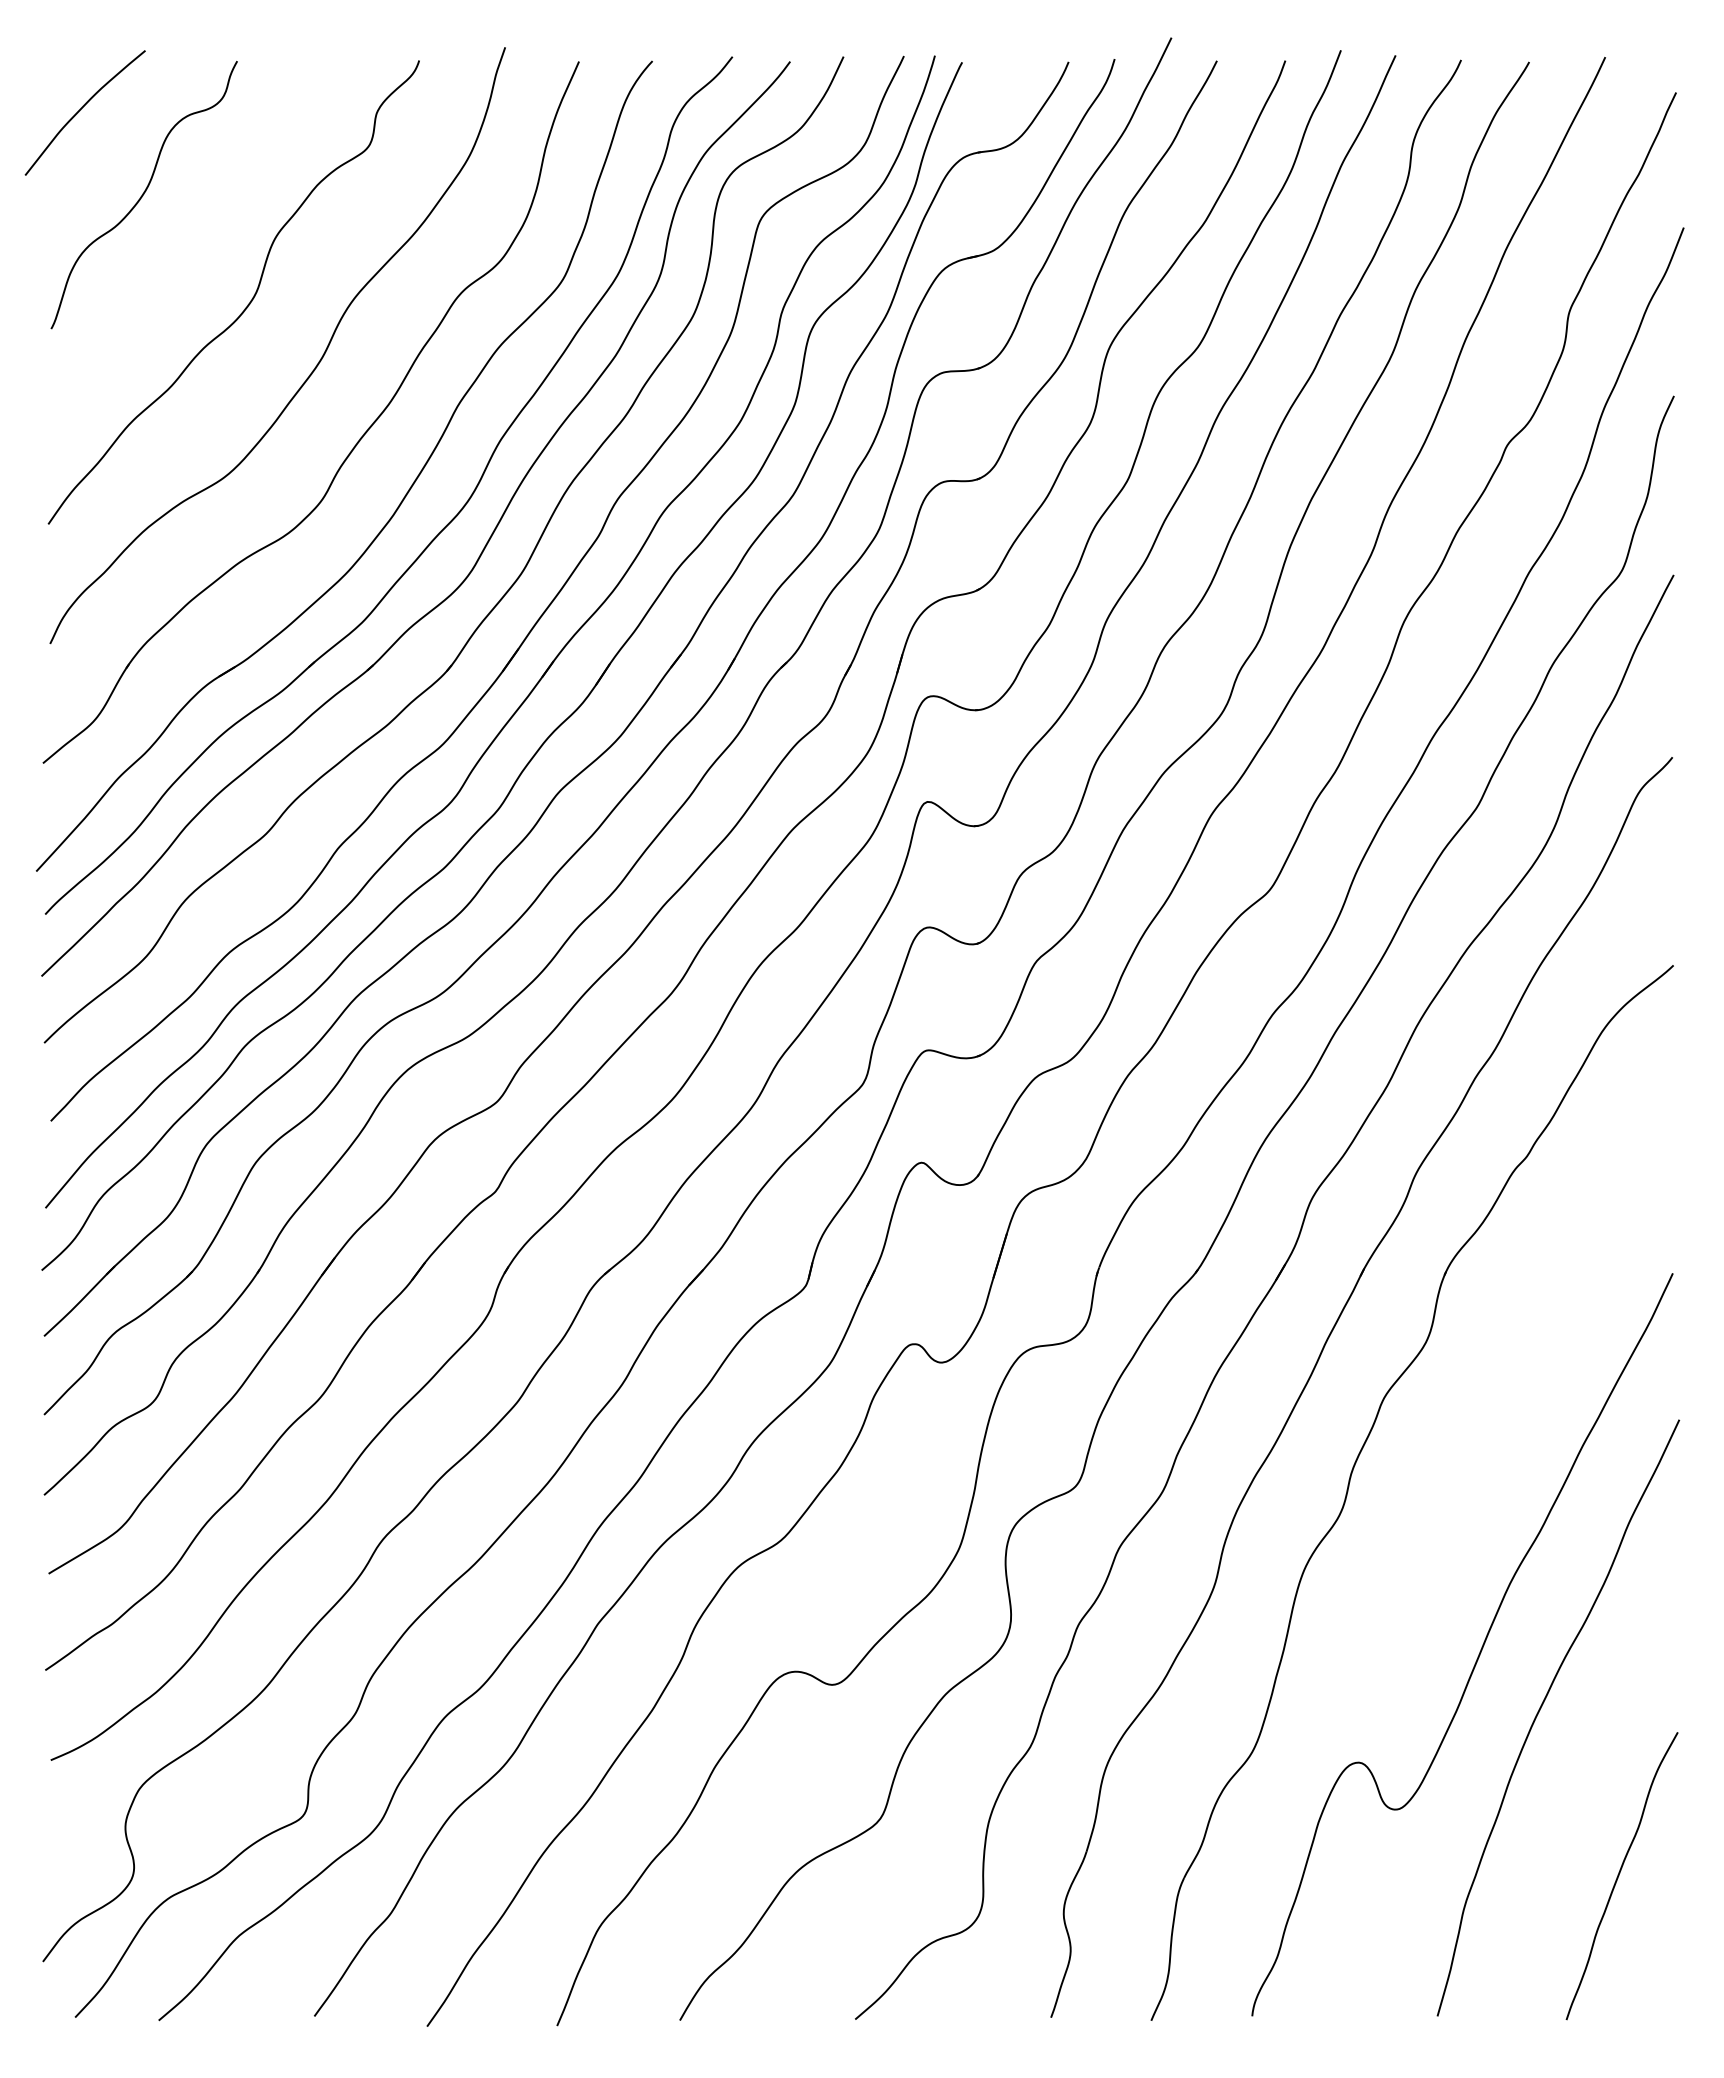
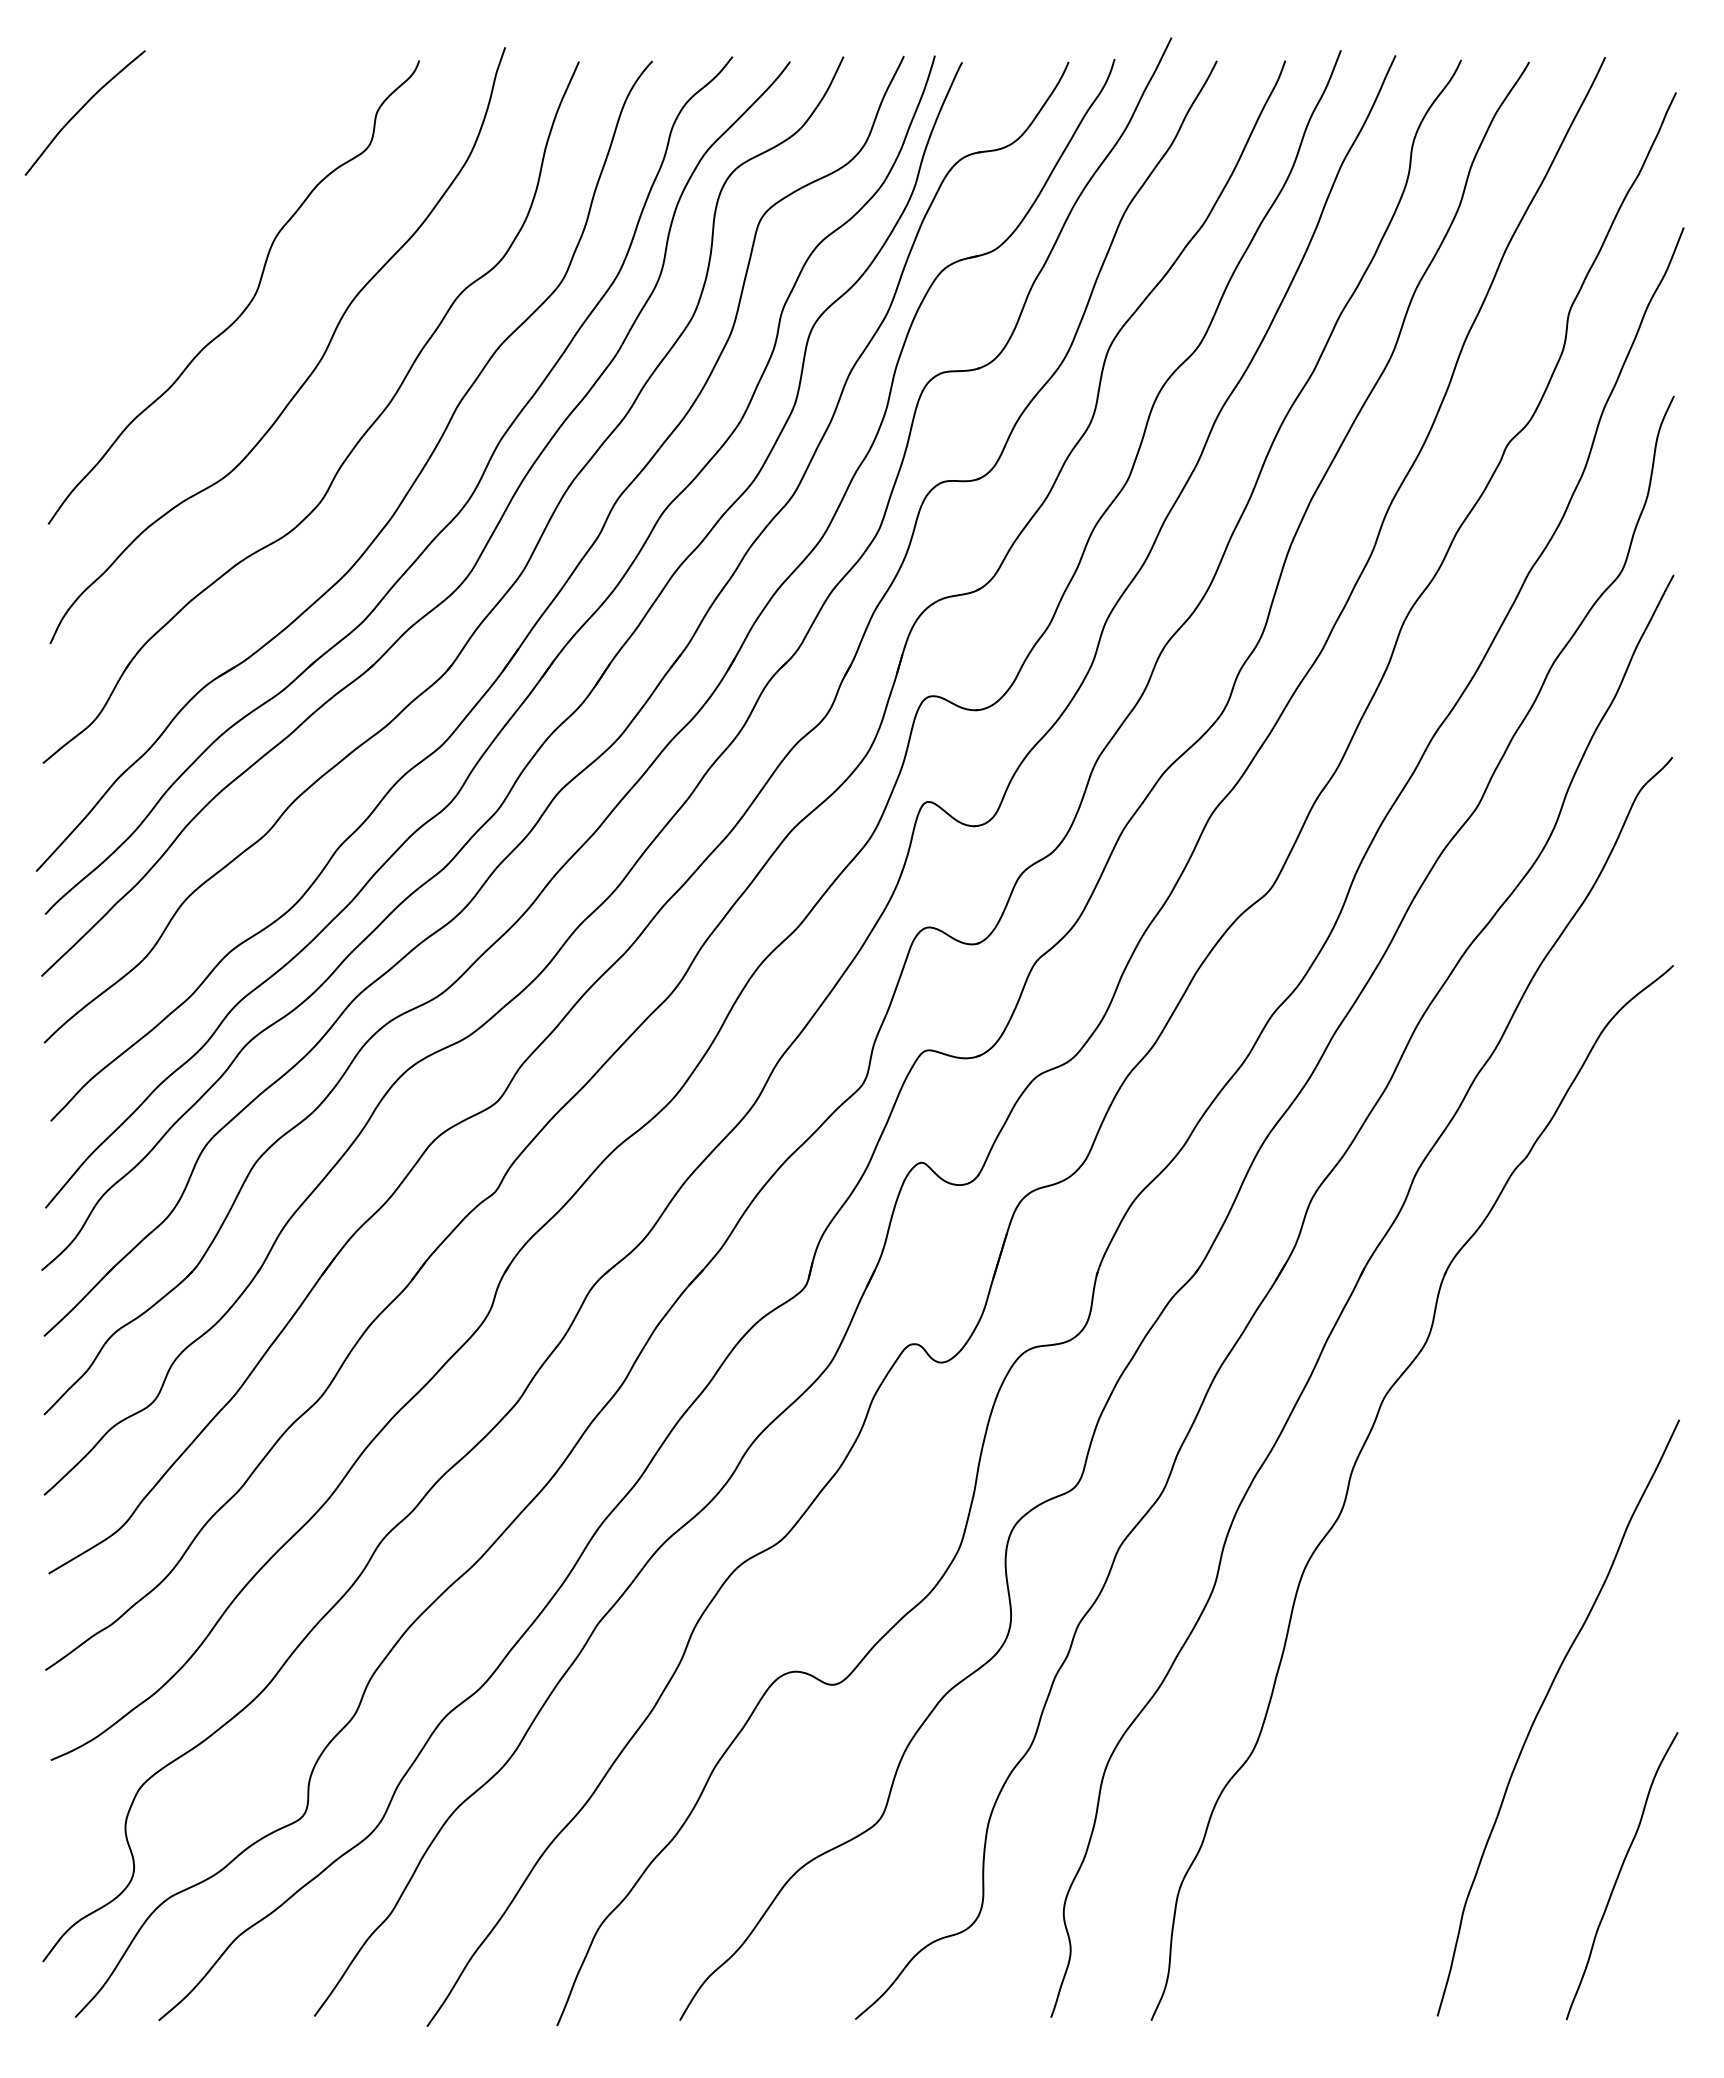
curve: present -> none (143, 195)
curve: present -> none (1479, 1651)
